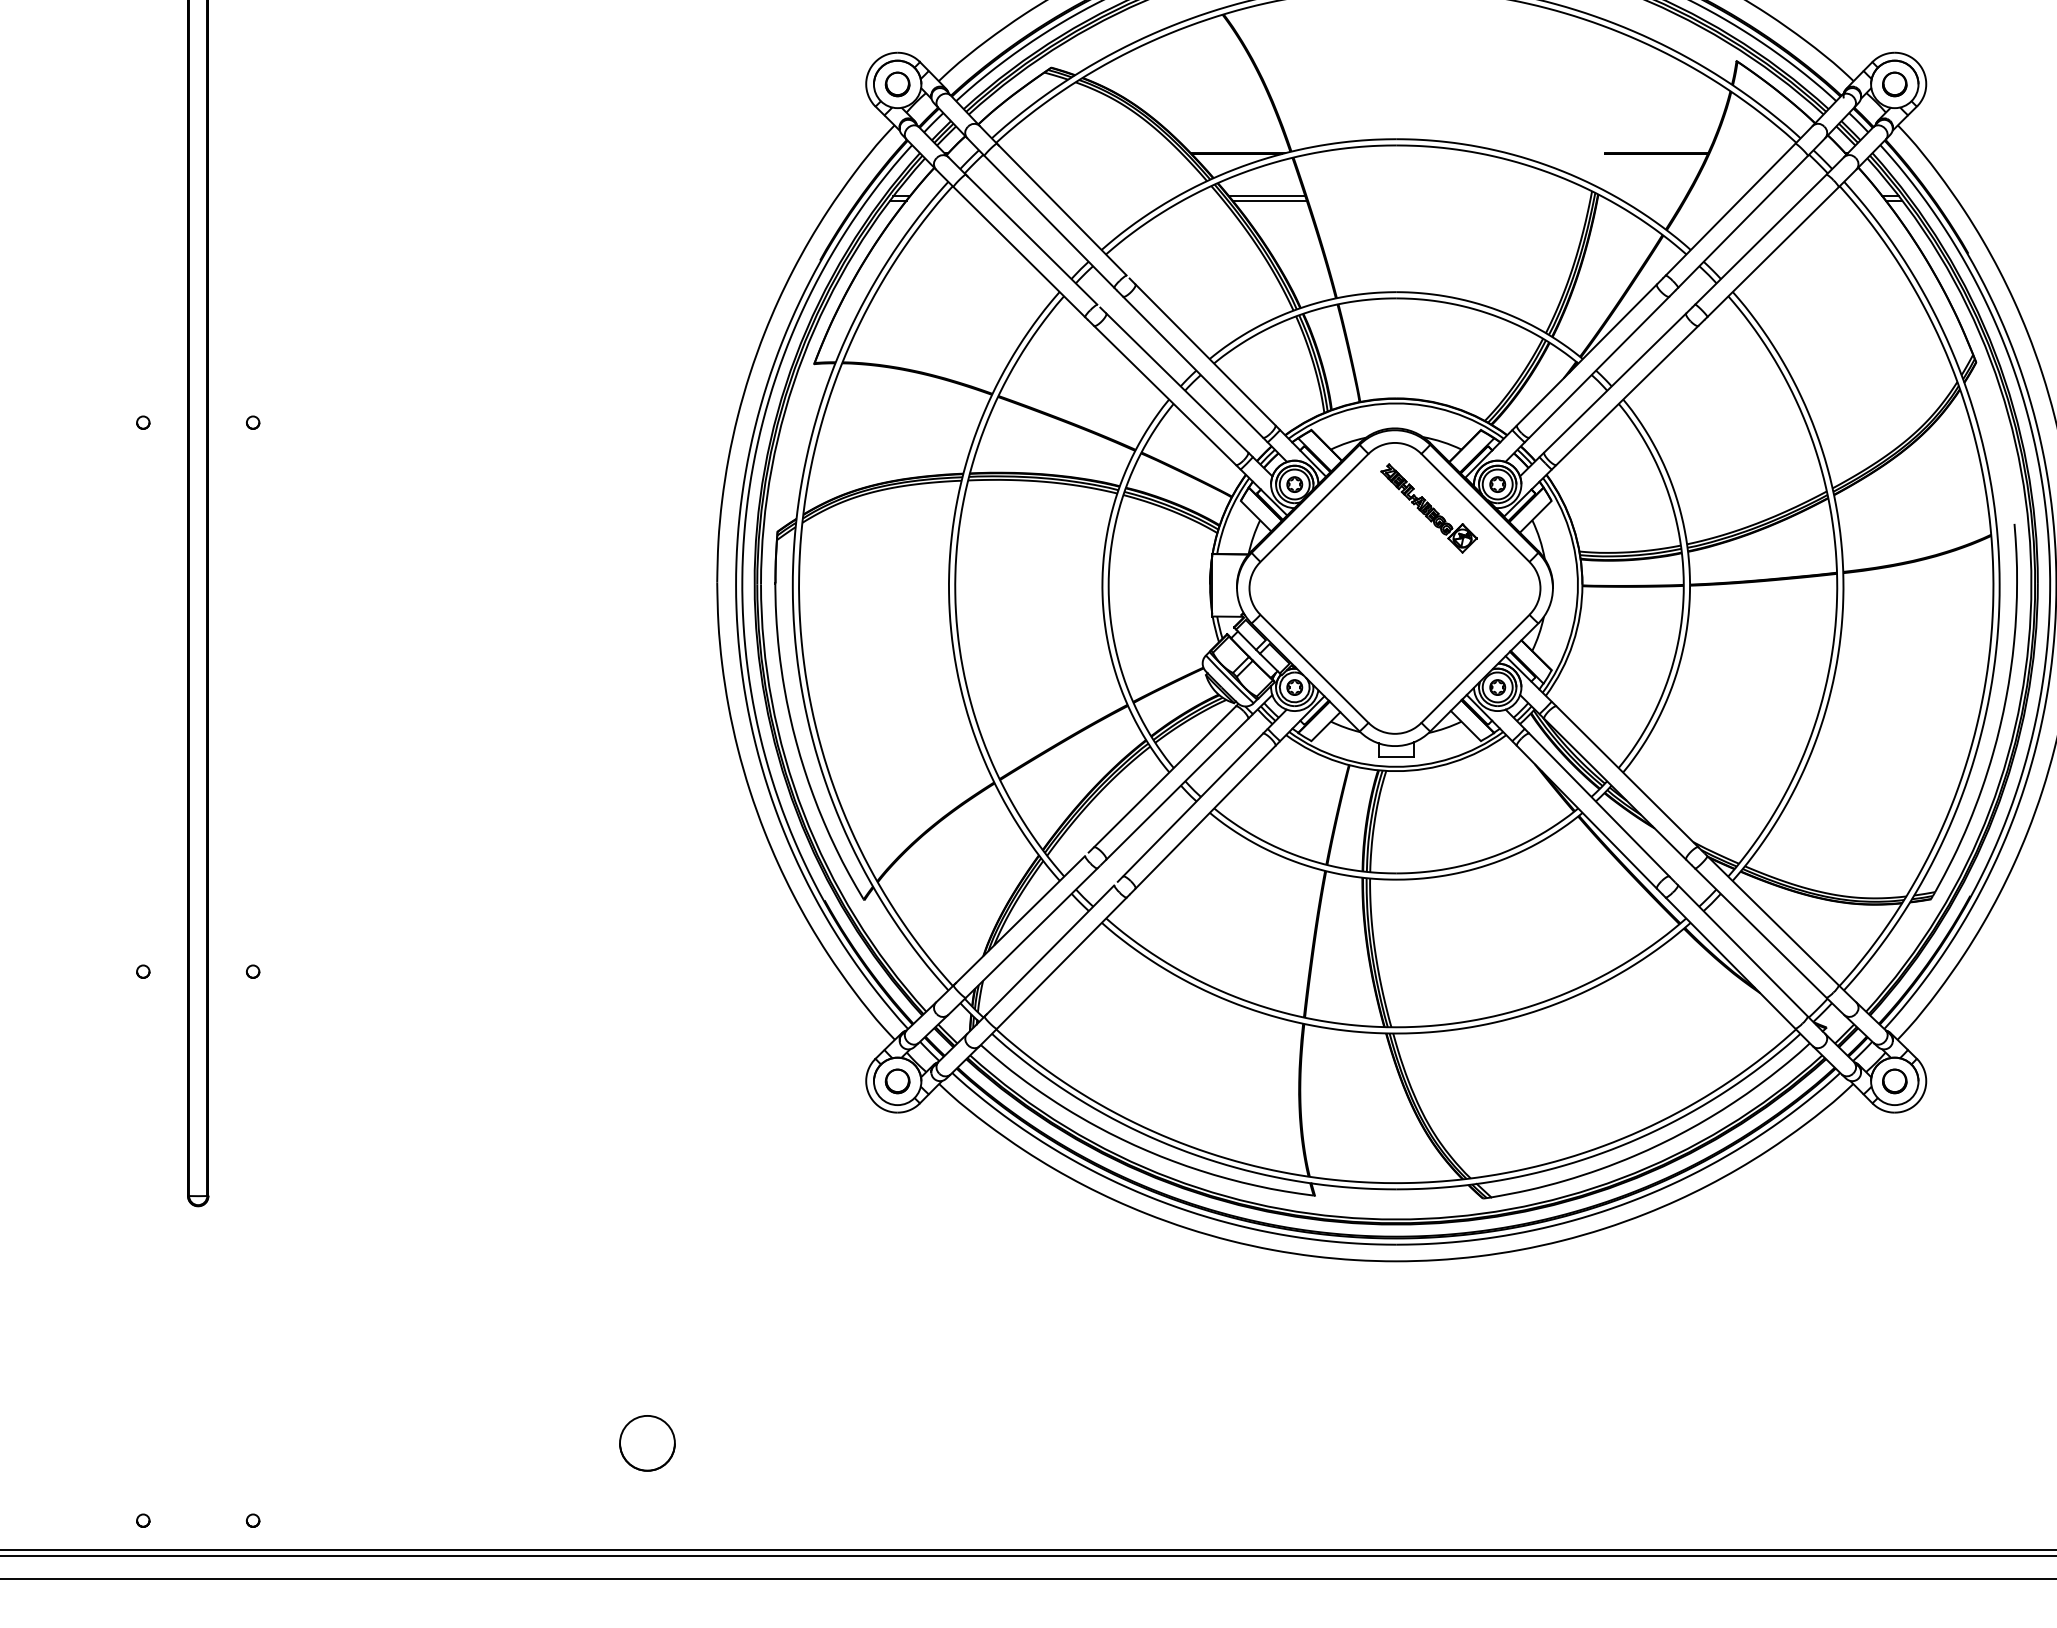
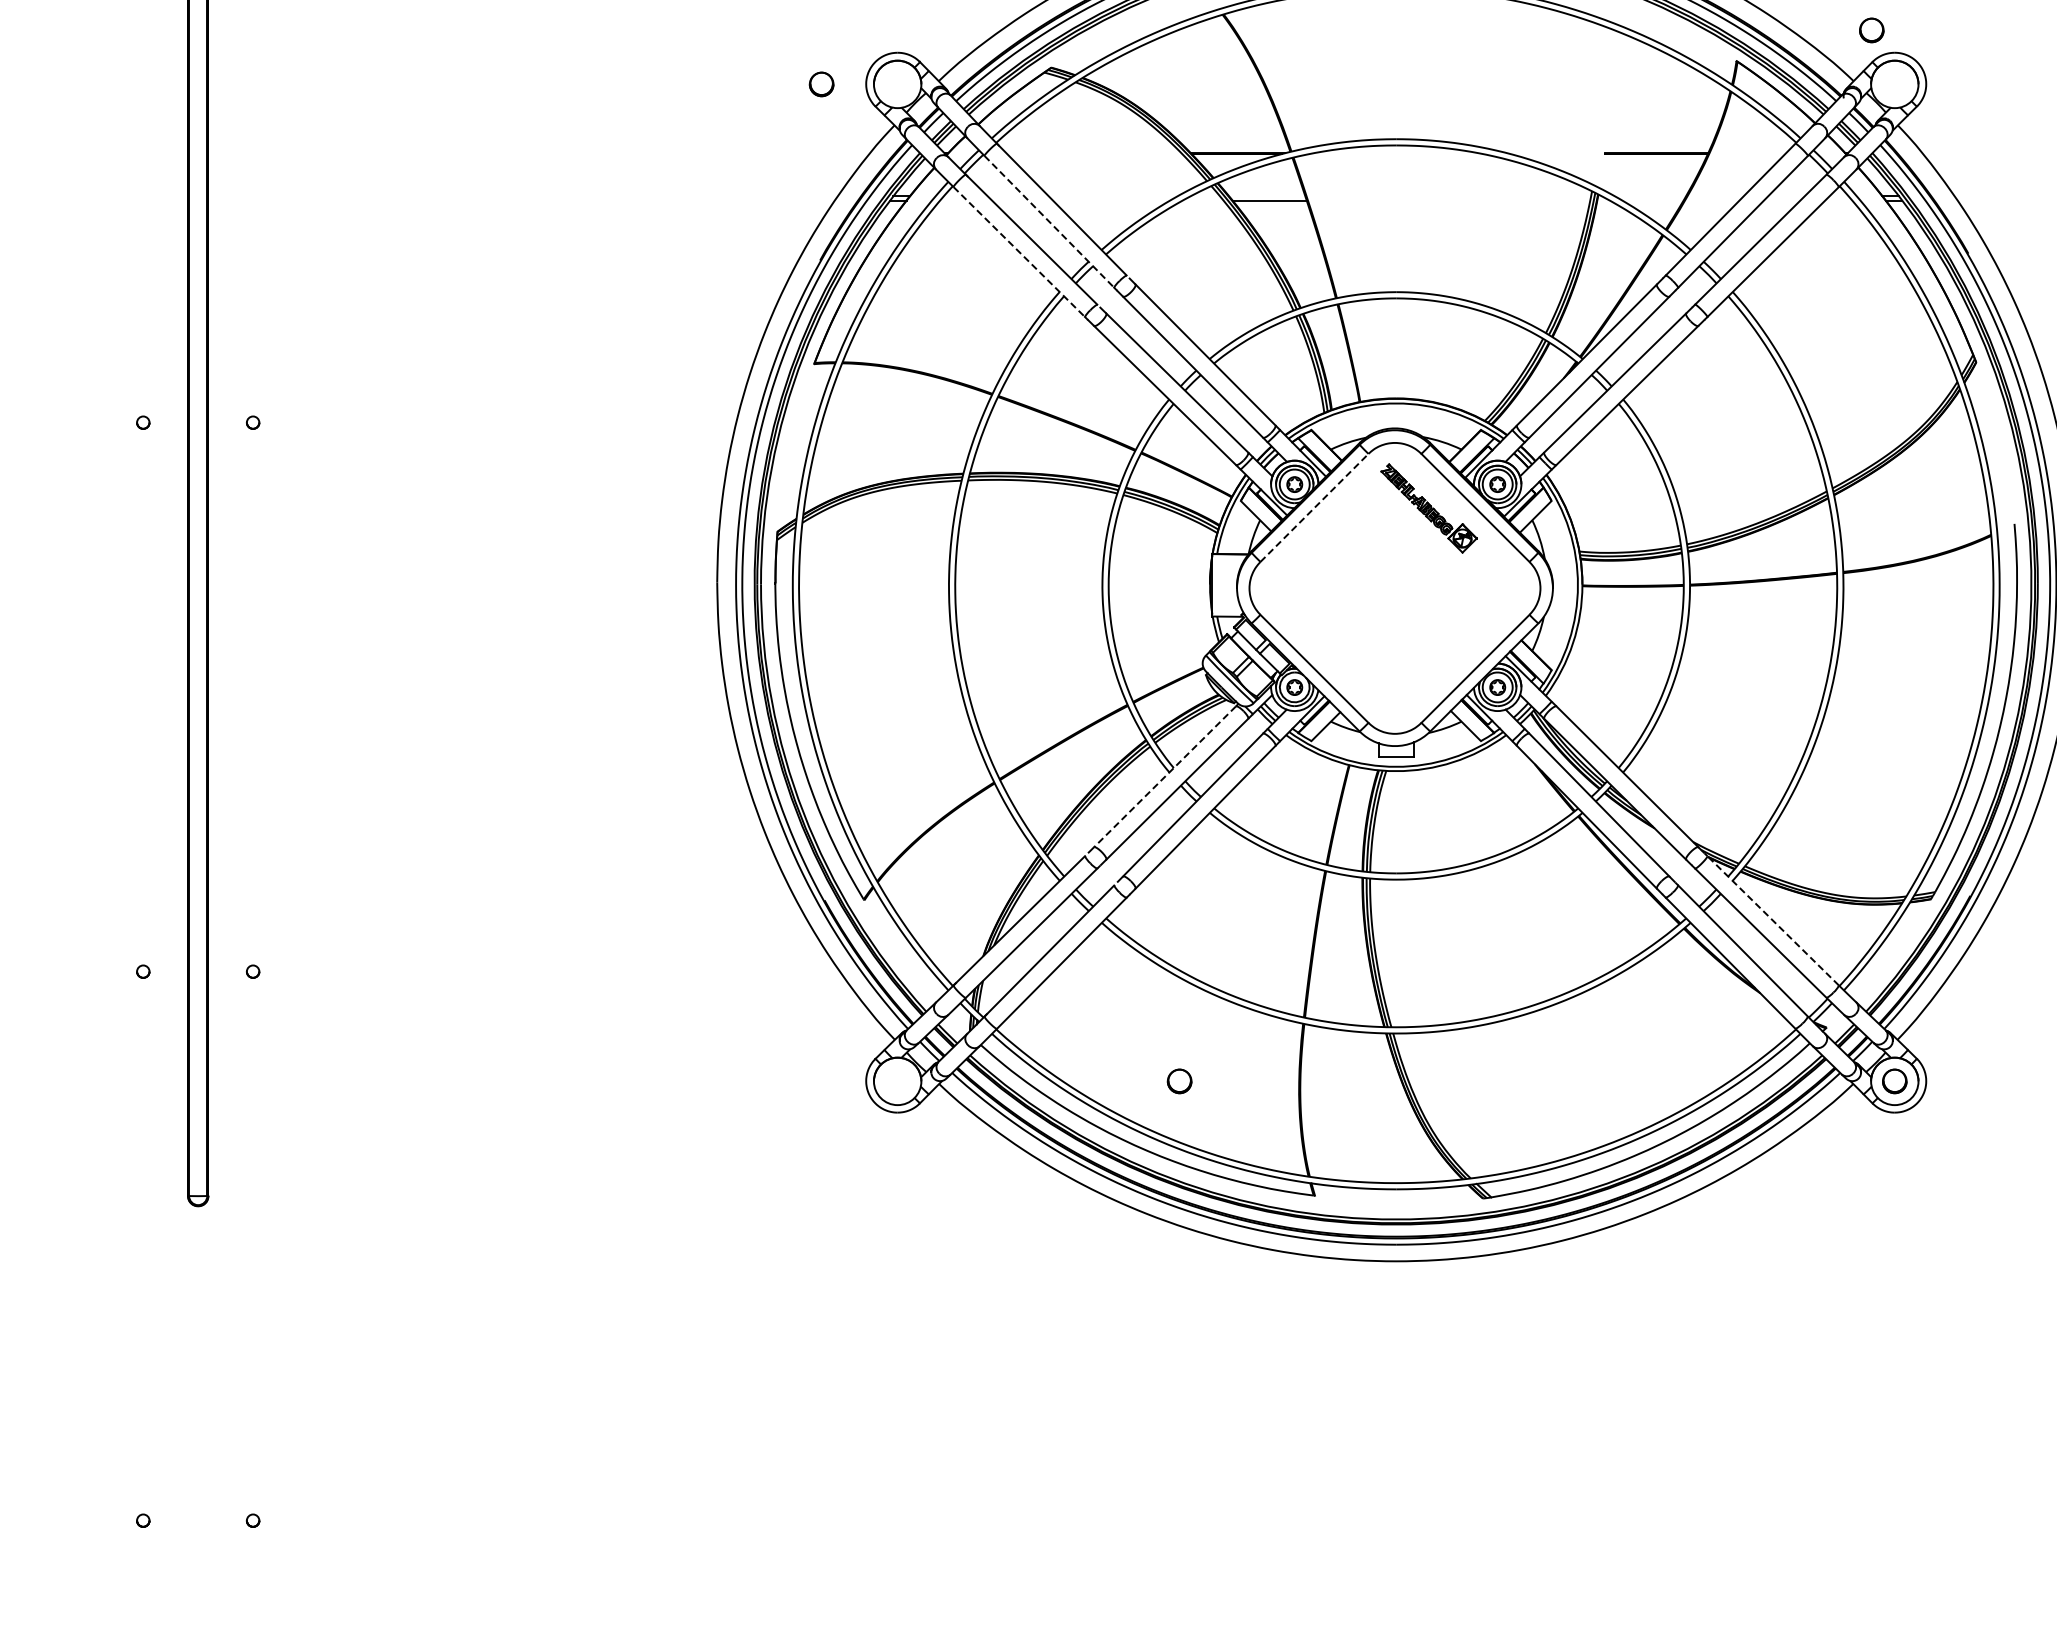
part position: (897, 84) -> (821, 84) (821, 84)
part position: (1894, 84) -> (1871, 30) (1871, 30)
line: present -> none (1267, 196)
line: solid -> dashed (1049, 222)
line: solid -> dashed (1019, 252)
line: solid -> dashed (1314, 507)
line: solid -> dashed (1165, 776)
line: solid -> dashed (1772, 920)
part position: (897, 1081) -> (1179, 1081) (1179, 1081)
circle: present -> none (647, 1443)
line: present -> none (1027, 1549)
line: present -> none (1027, 1555)
line: present -> none (1027, 1579)
